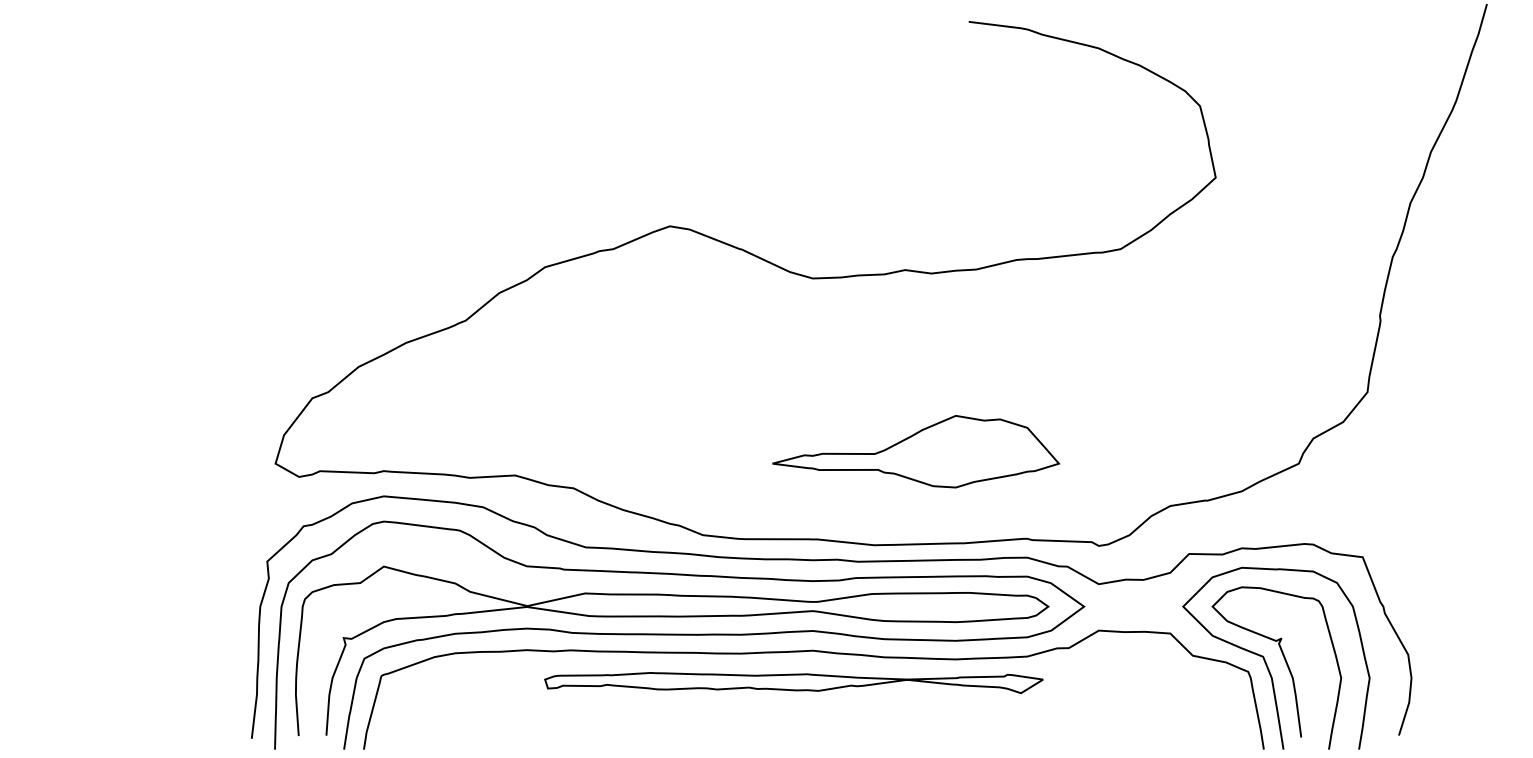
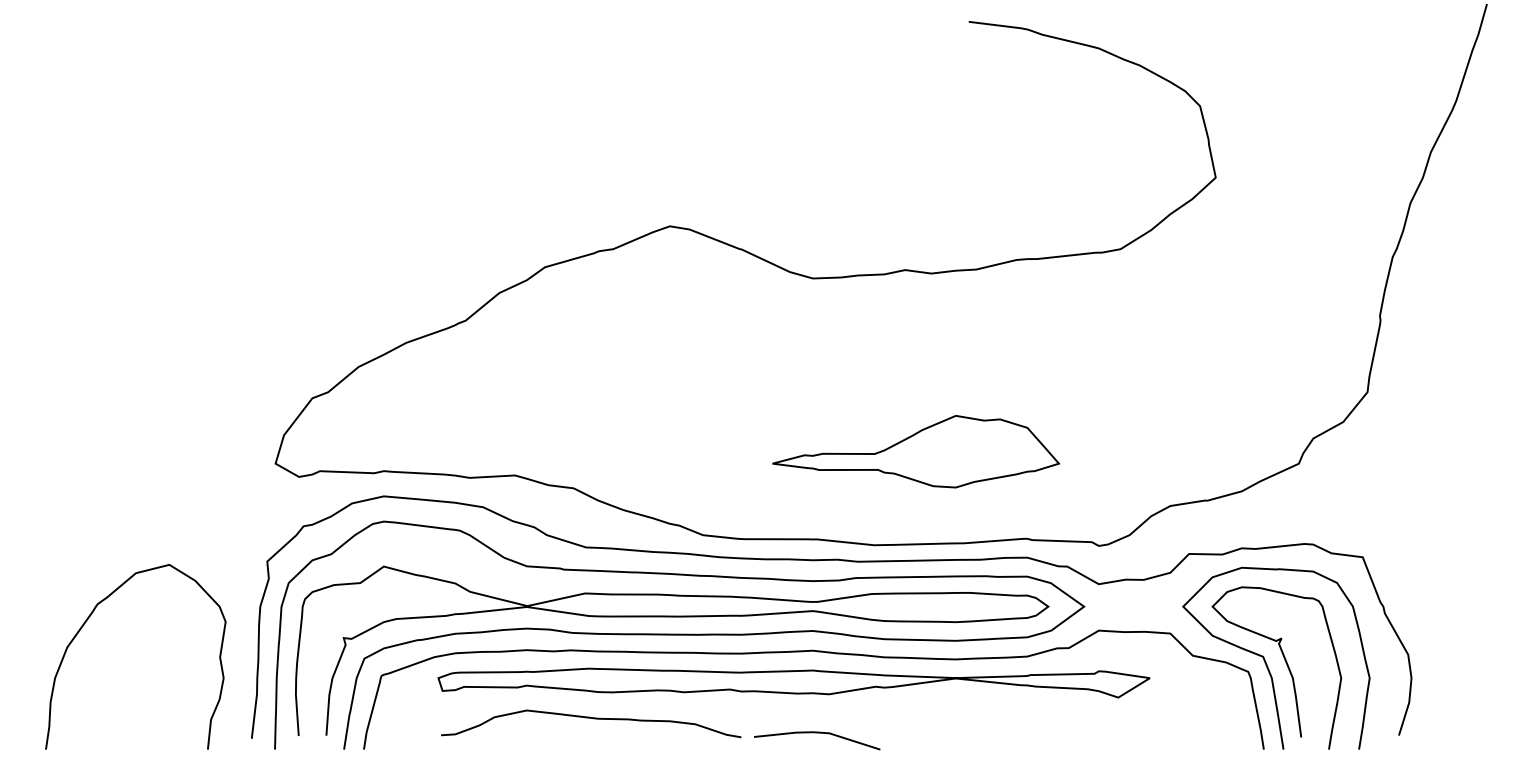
curve: none -> present (86, 622)
part size: 500x22 px -> 714x32 px (793, 682)
curve: none -> present (593, 719)
line: none -> present (817, 733)
